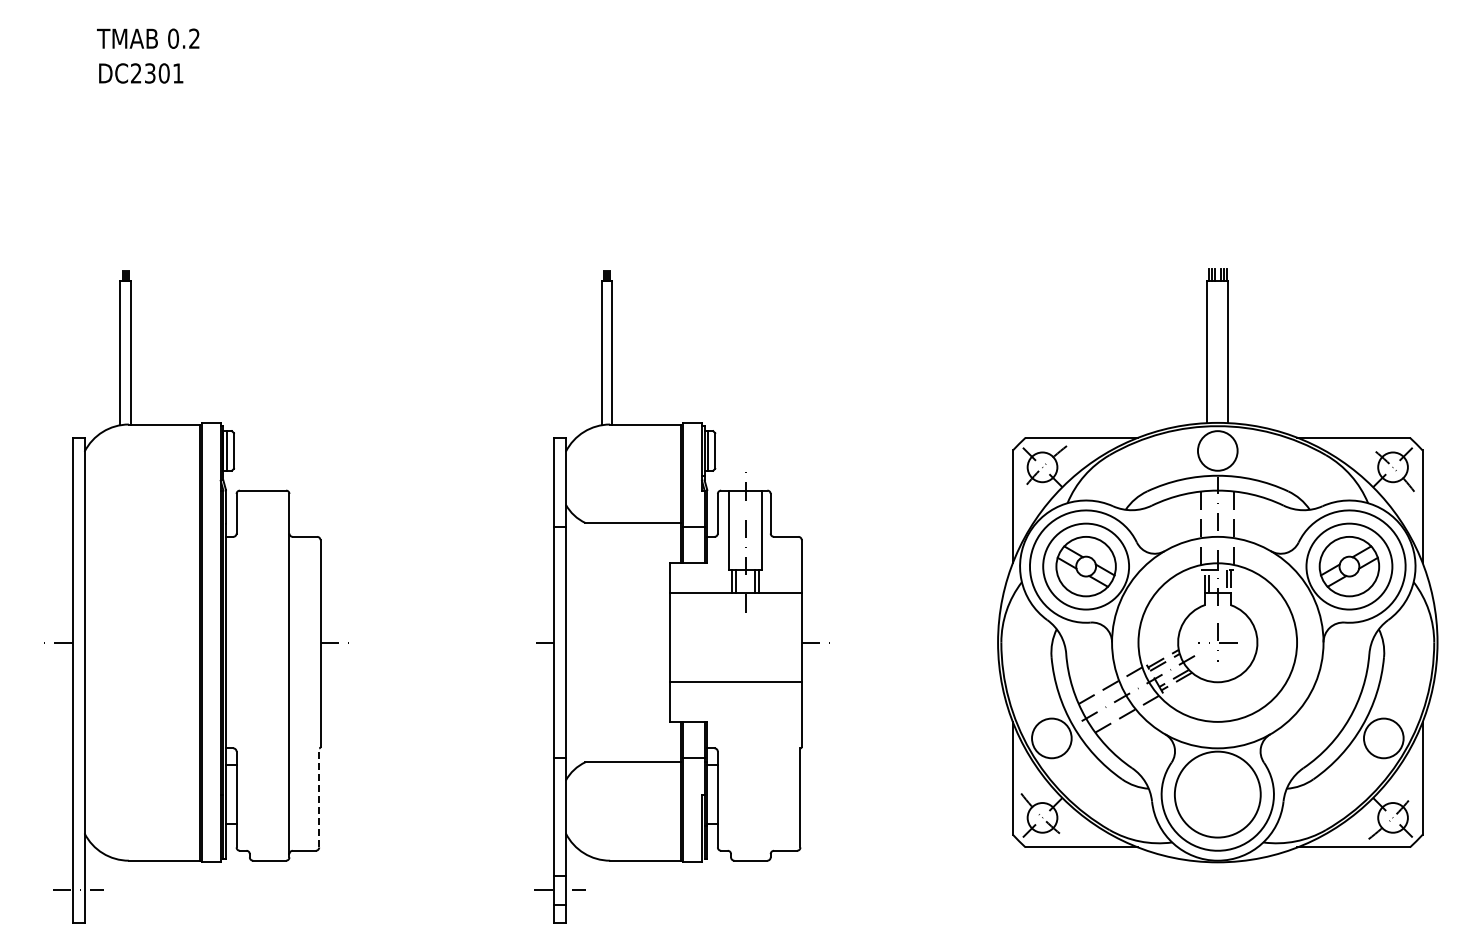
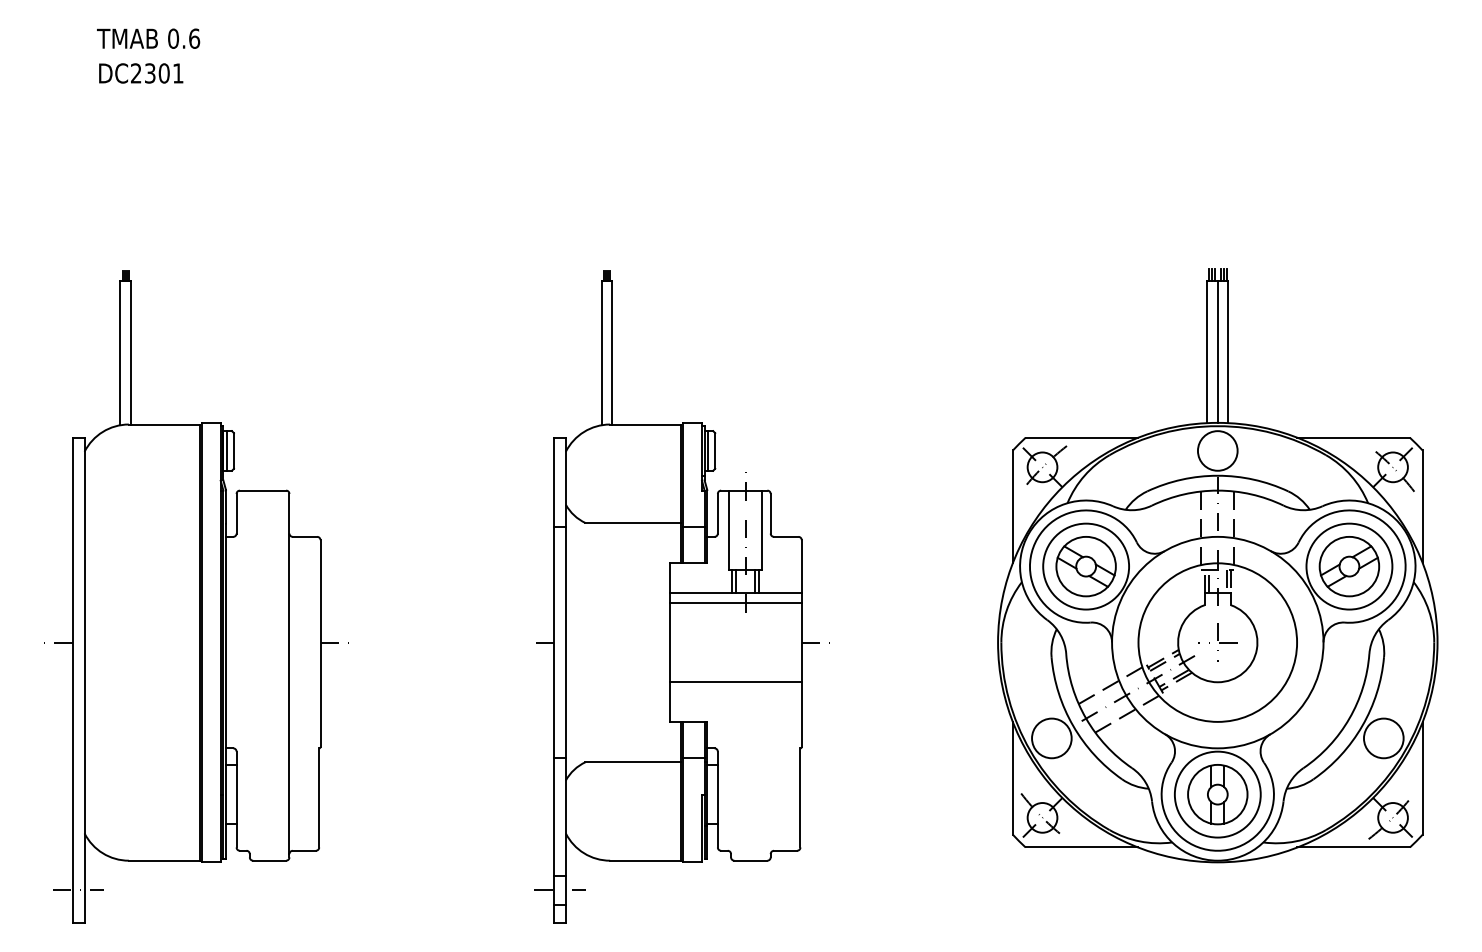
text: 0.2 -> 0.6 (194, 38)
line: none -> present (1217, 351)
line: none -> present (735, 602)
part: none -> present (1217, 794)
line: dashed -> solid (319, 797)
